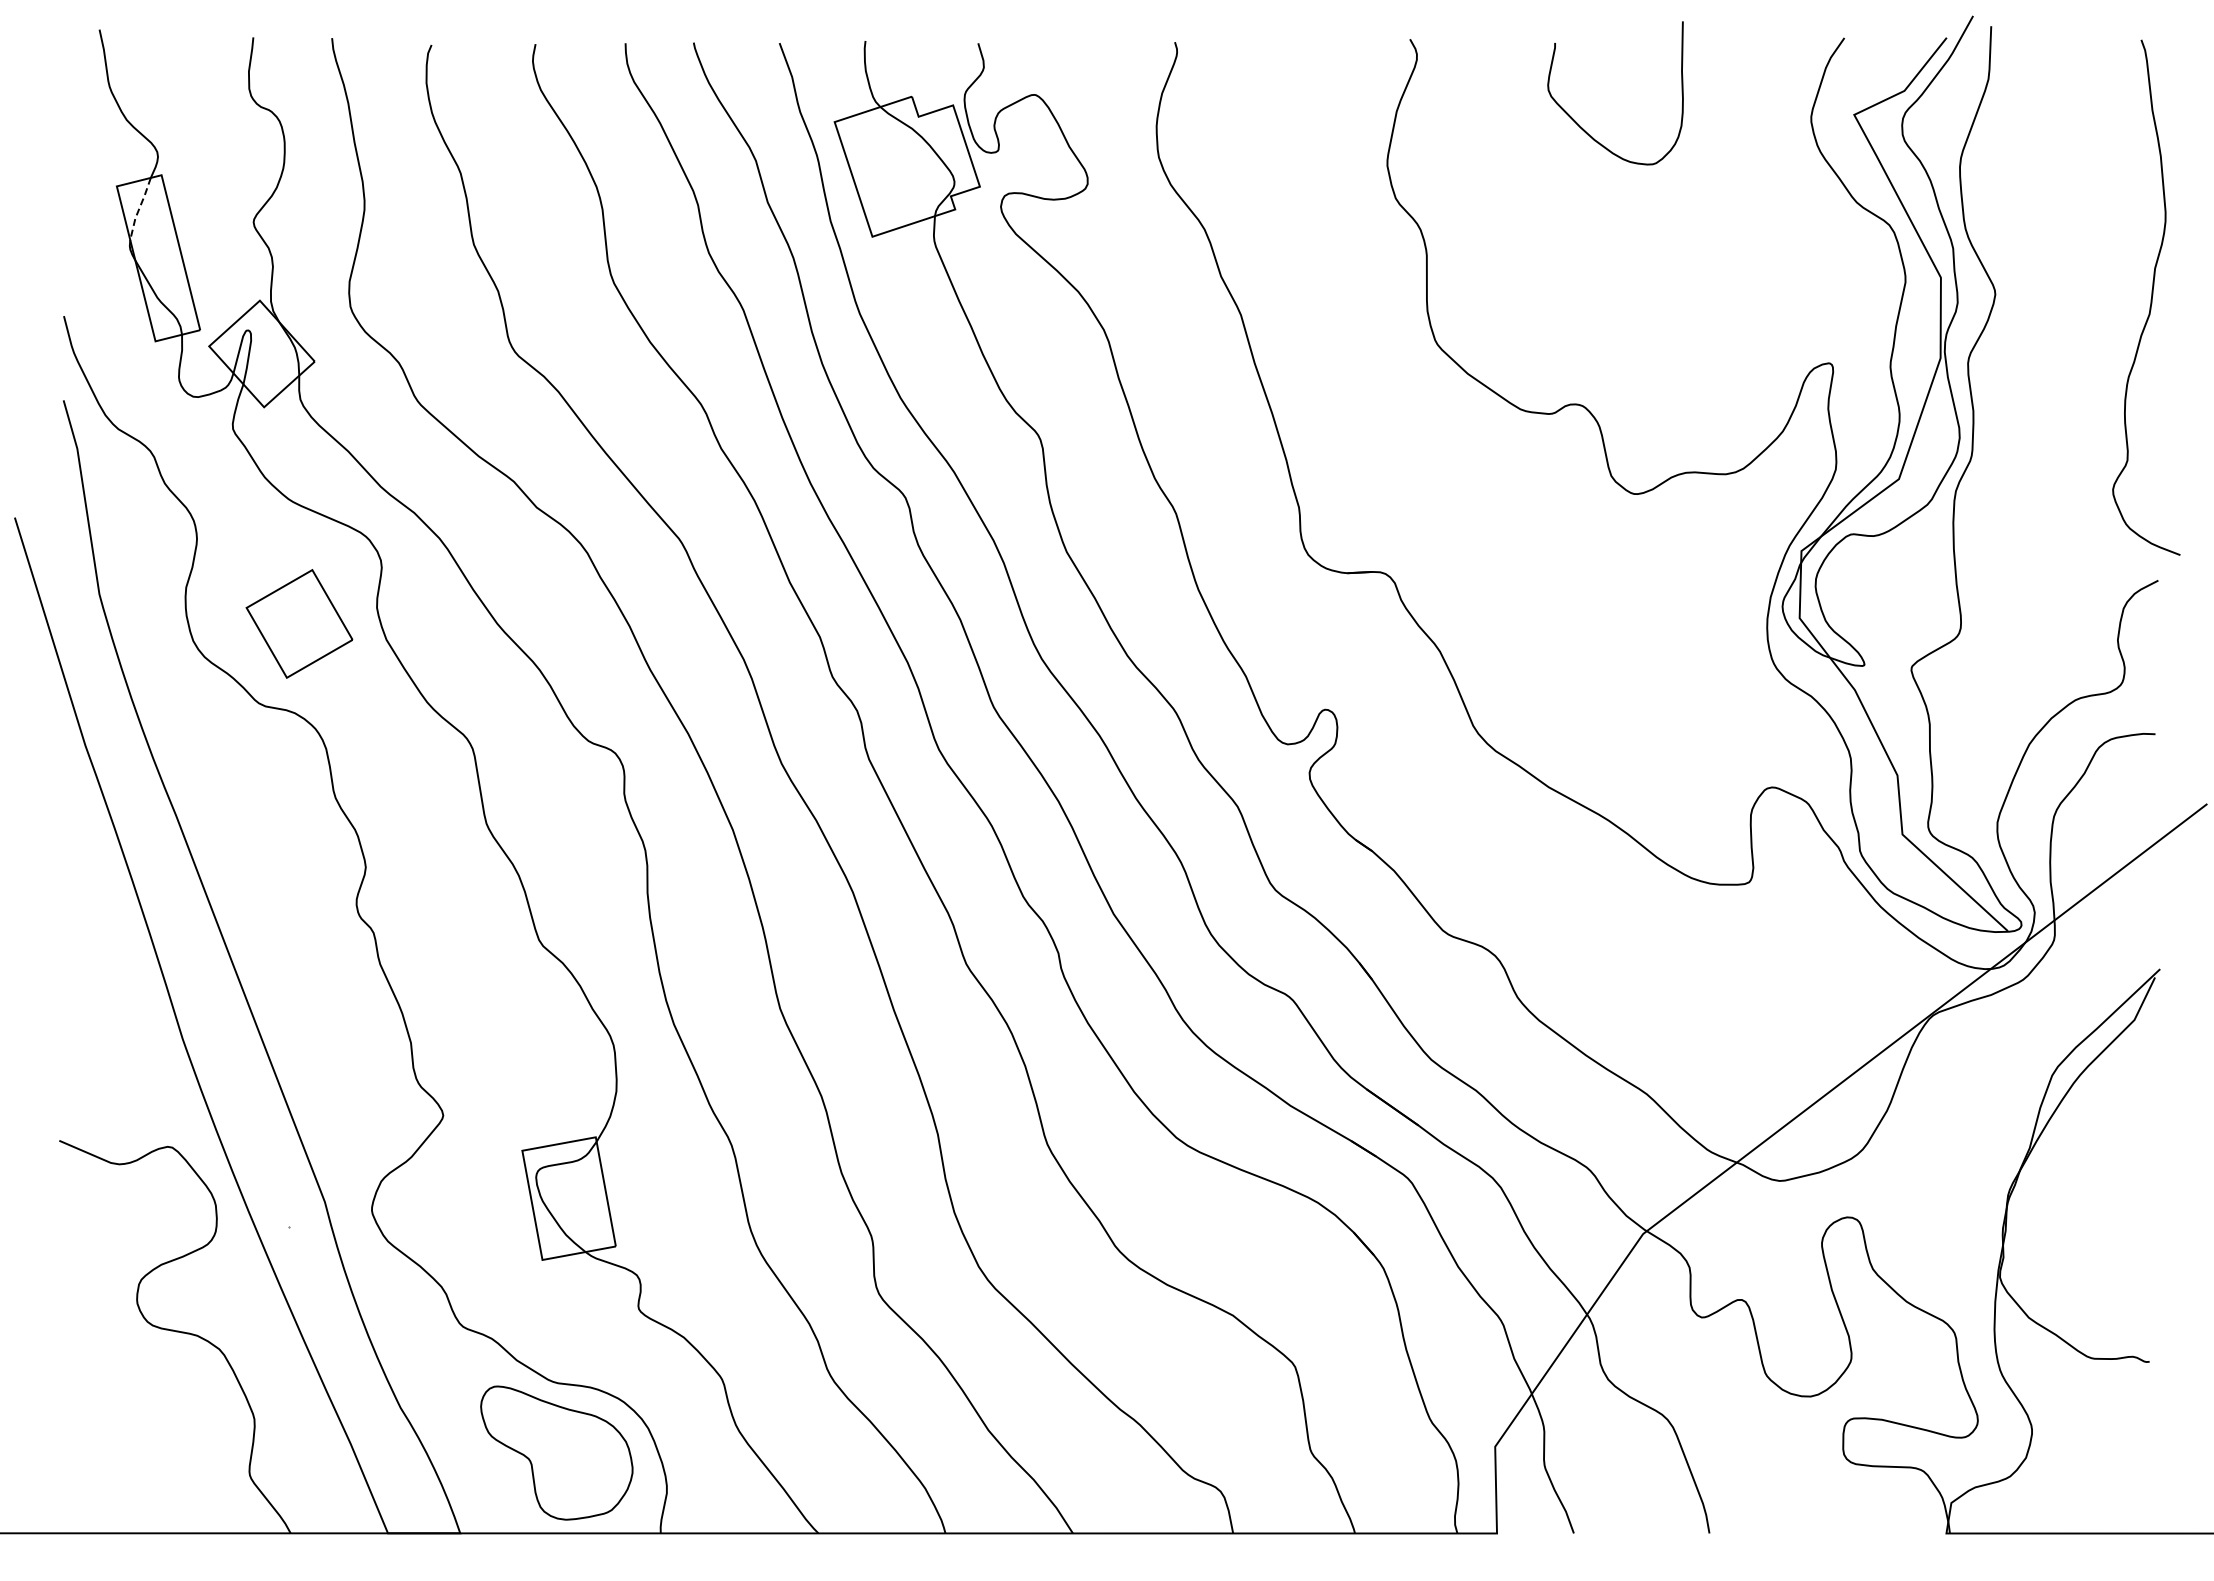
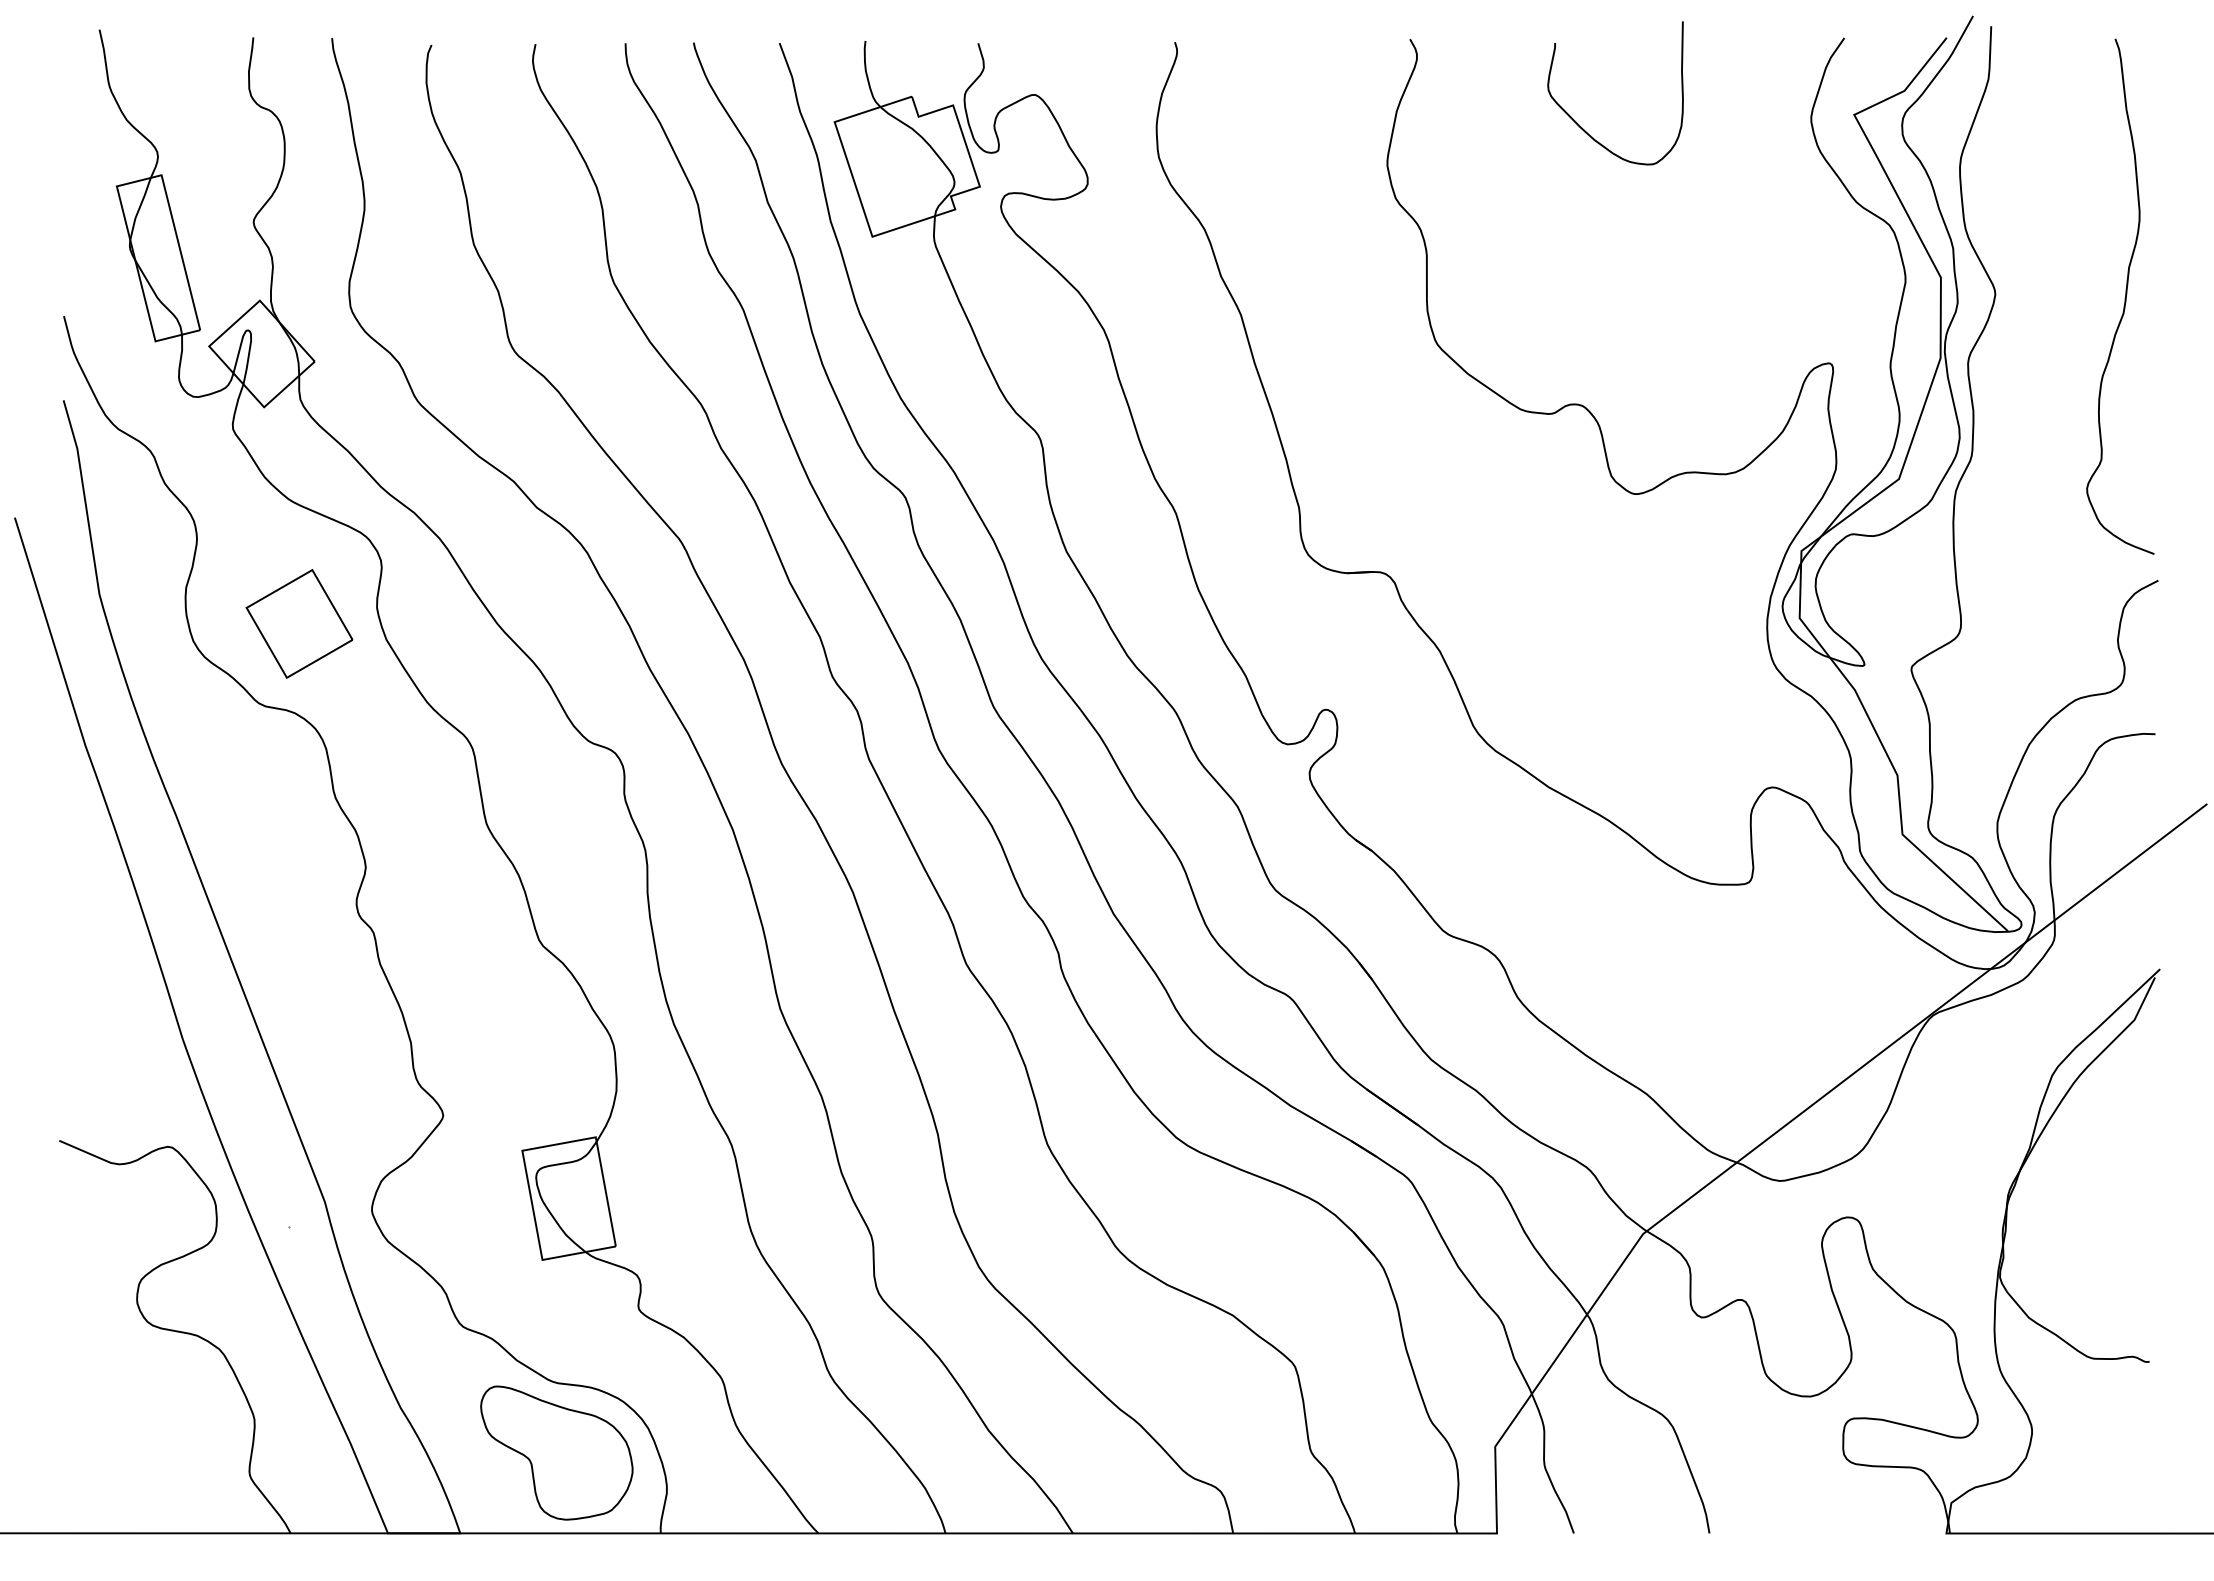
line: dashed -> solid (139, 209)
curve position: (2150, 299) -> (2124, 298) (2124, 298)
